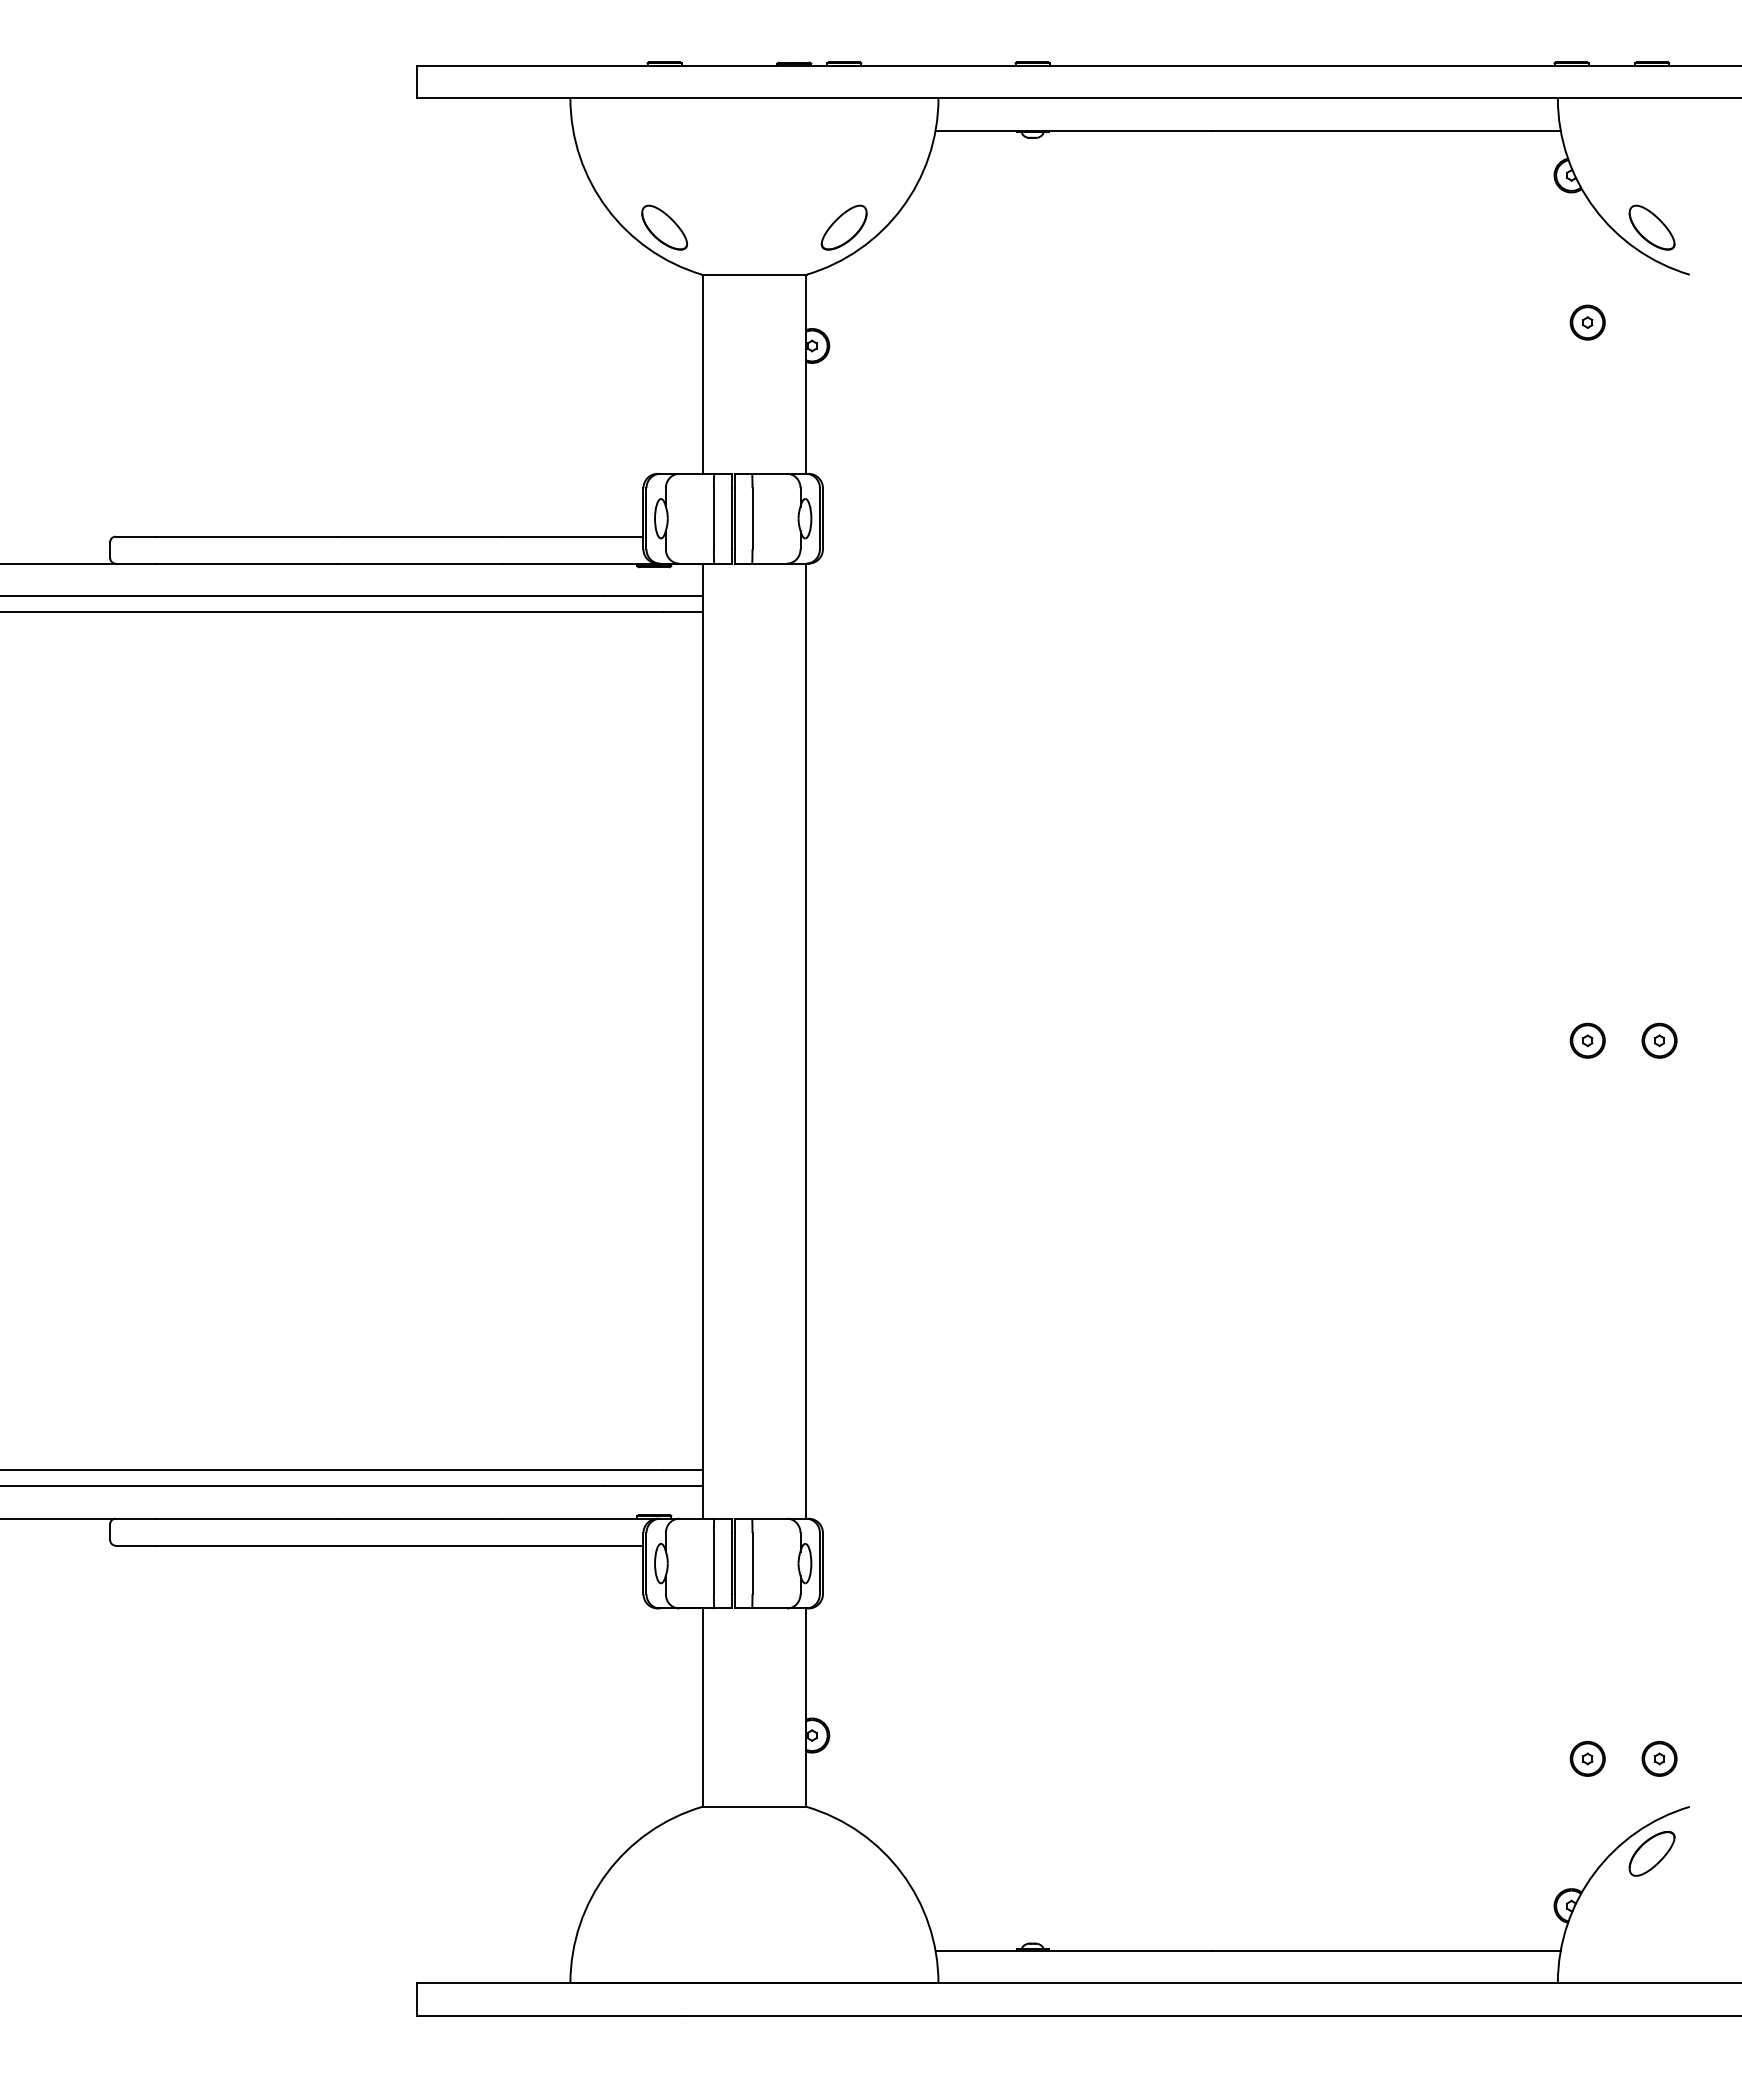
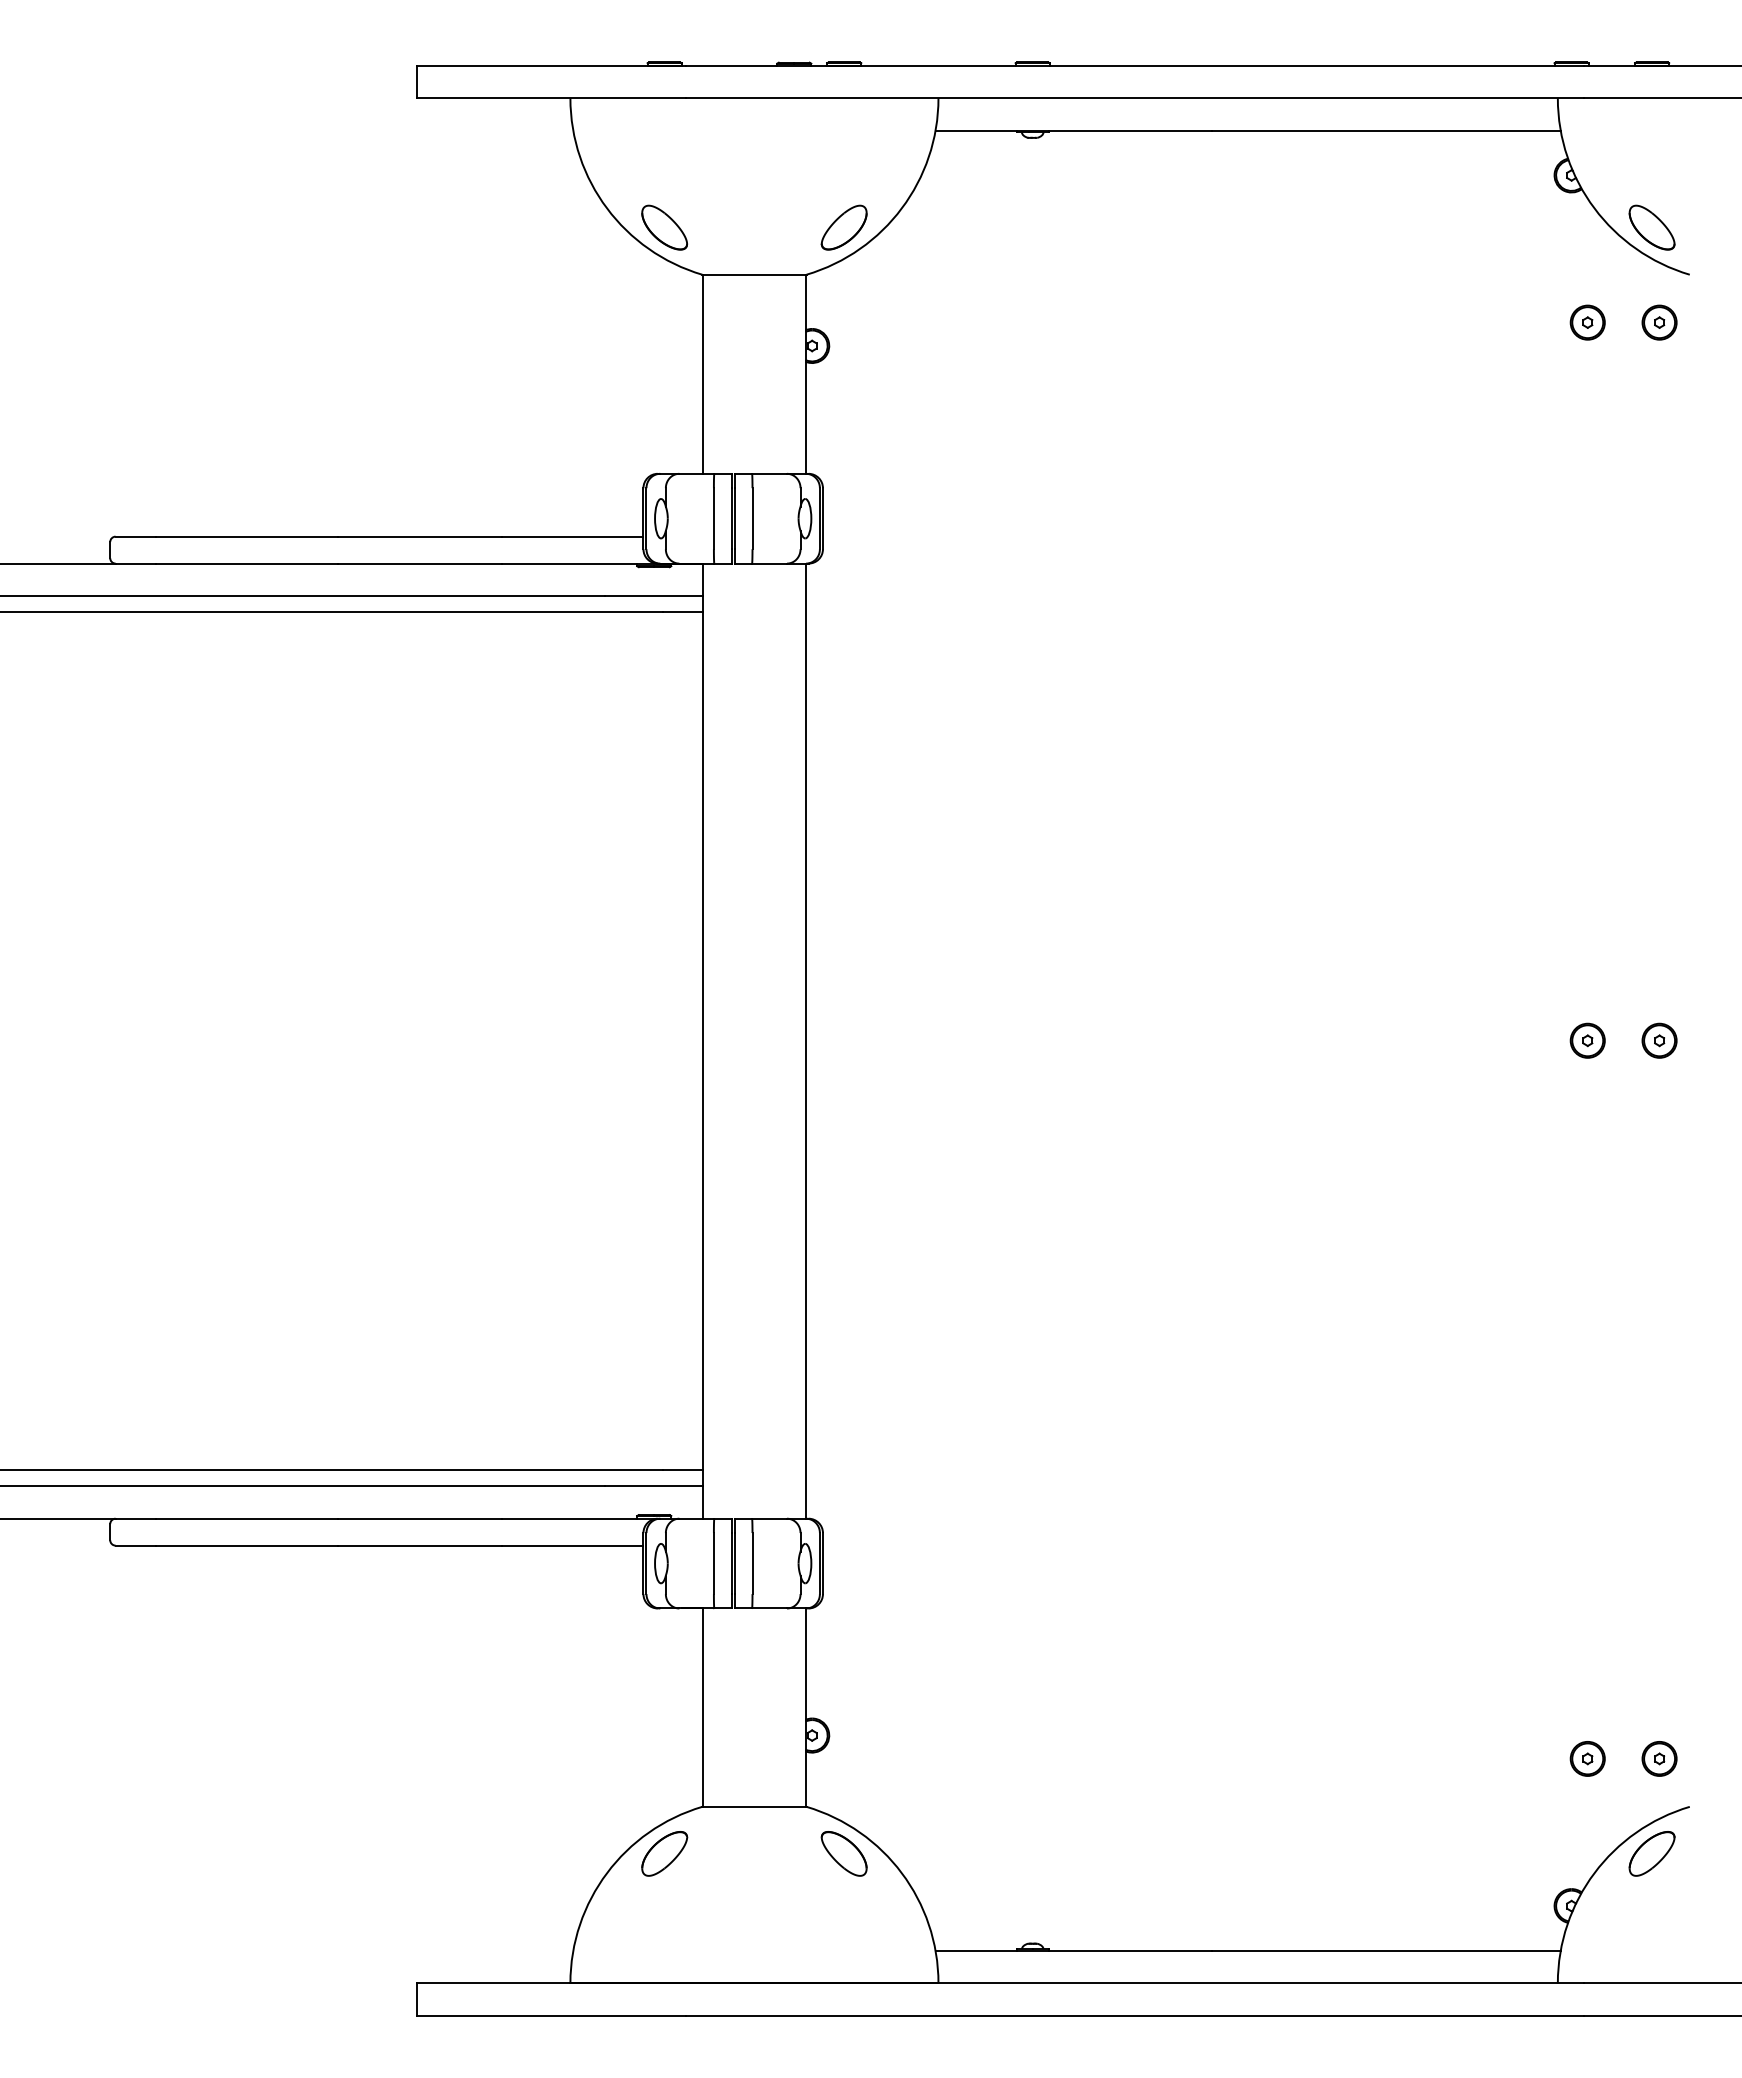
part: none -> present (1659, 322)
part: none -> present (664, 1853)
part: none -> present (843, 1853)
